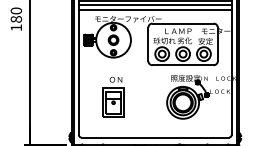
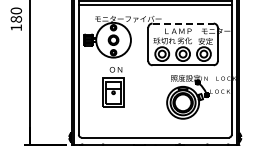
line: present -> none (154, 9)
line: solid -> dashed (183, 23)
part position: (113, 97) -> (113, 87) (113, 87)
